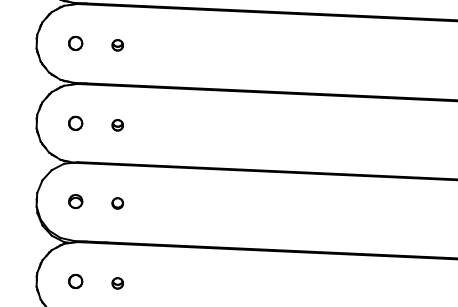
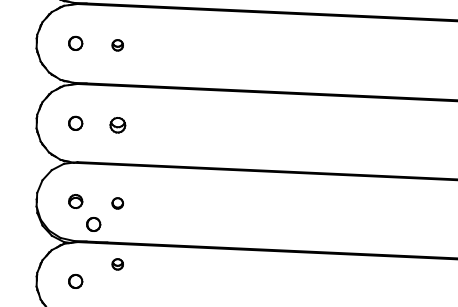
part size: 13x13 px -> 18x17 px (117, 125)
part: none -> present (93, 224)
part position: (117, 283) -> (117, 264) (117, 264)
